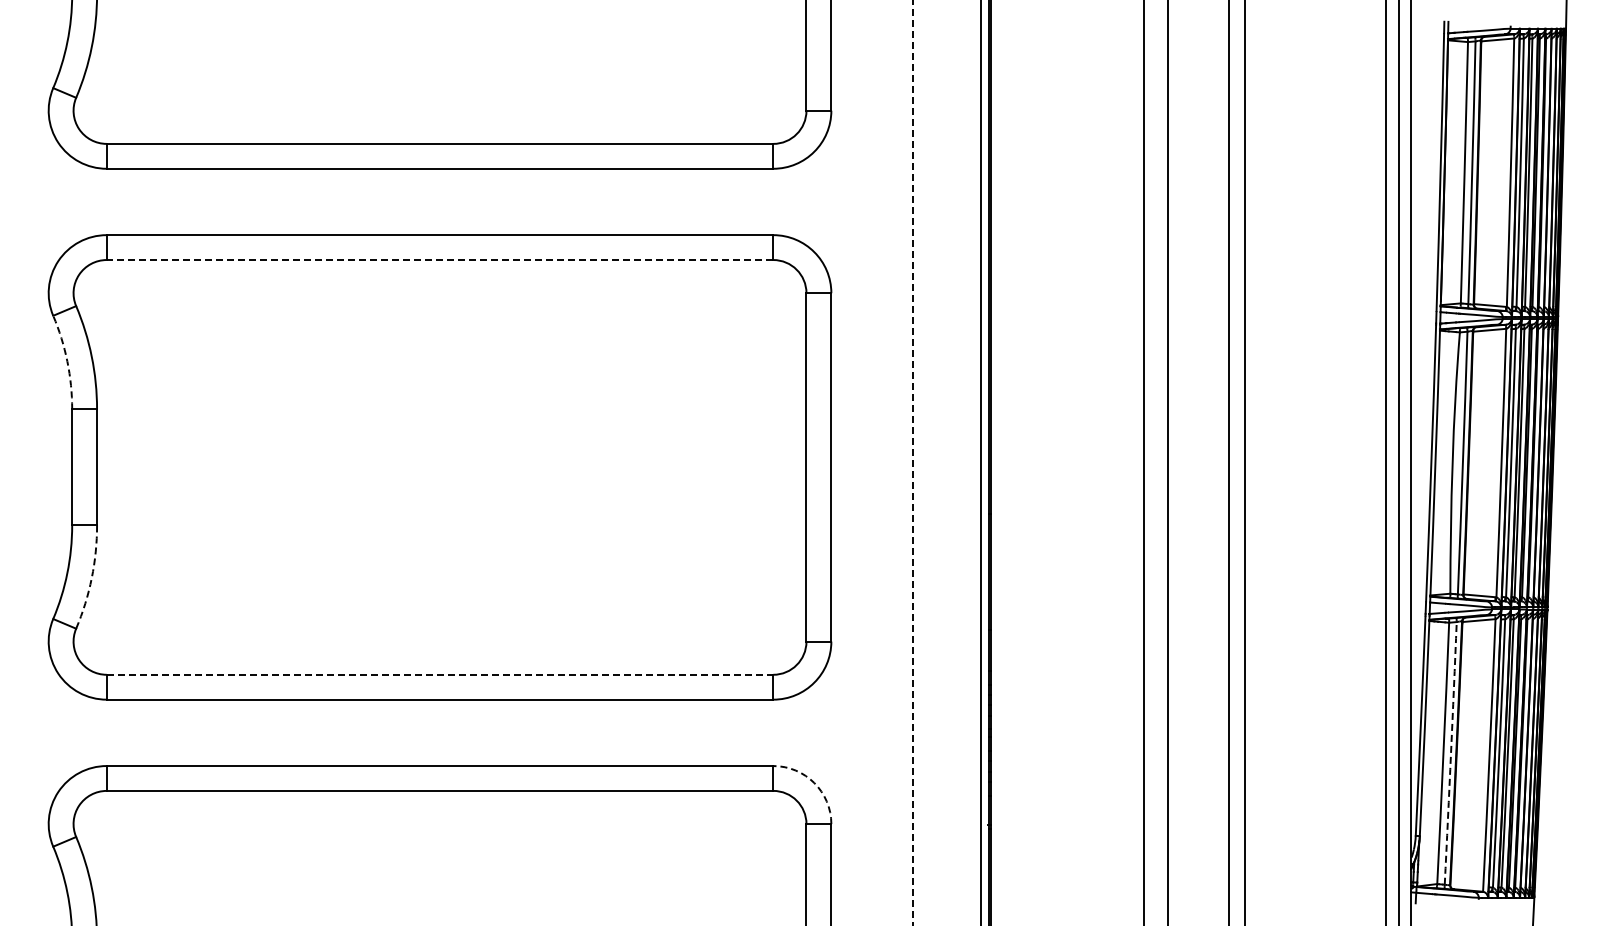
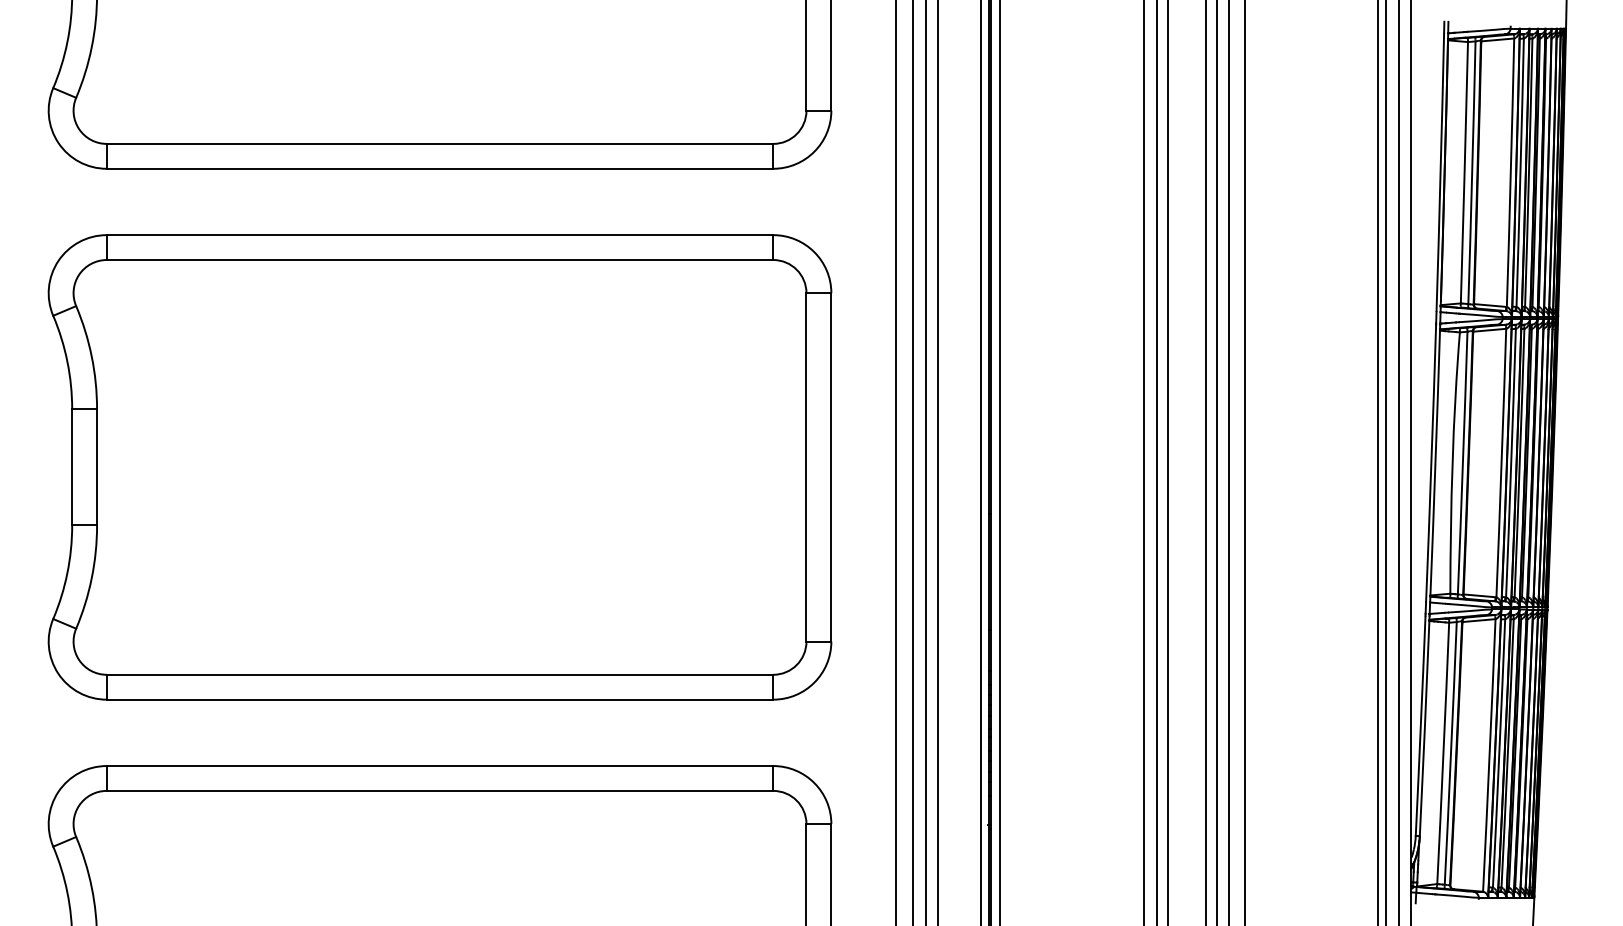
line: dashed -> solid (439, 260)
arc: dashed -> solid (67, 361)
line: none -> present (895, 462)
line: none -> present (926, 462)
line: none -> present (937, 462)
line: none -> present (999, 462)
line: none -> present (1156, 462)
line: none -> present (1206, 462)
line: none -> present (1216, 462)
line: none -> present (1378, 462)
line: dashed -> solid (913, 463)
arc: dashed -> solid (91, 578)
line: dashed -> solid (440, 674)
arc: dashed -> solid (1451, 753)
arc: dashed -> solid (814, 783)
